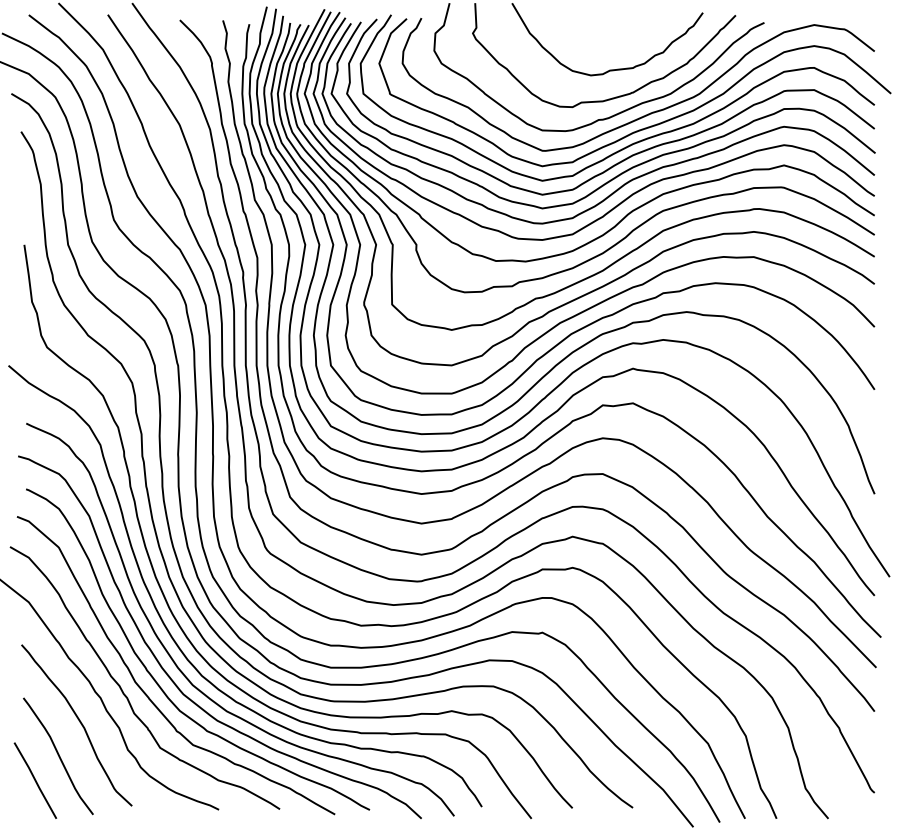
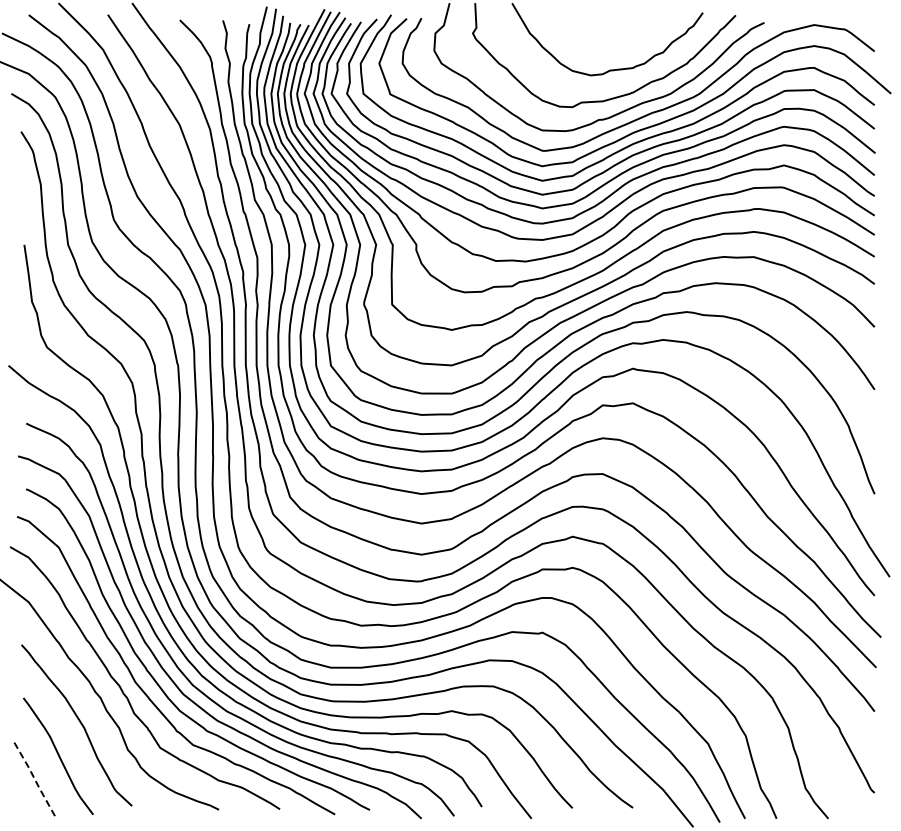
line: solid -> dashed (35, 780)
